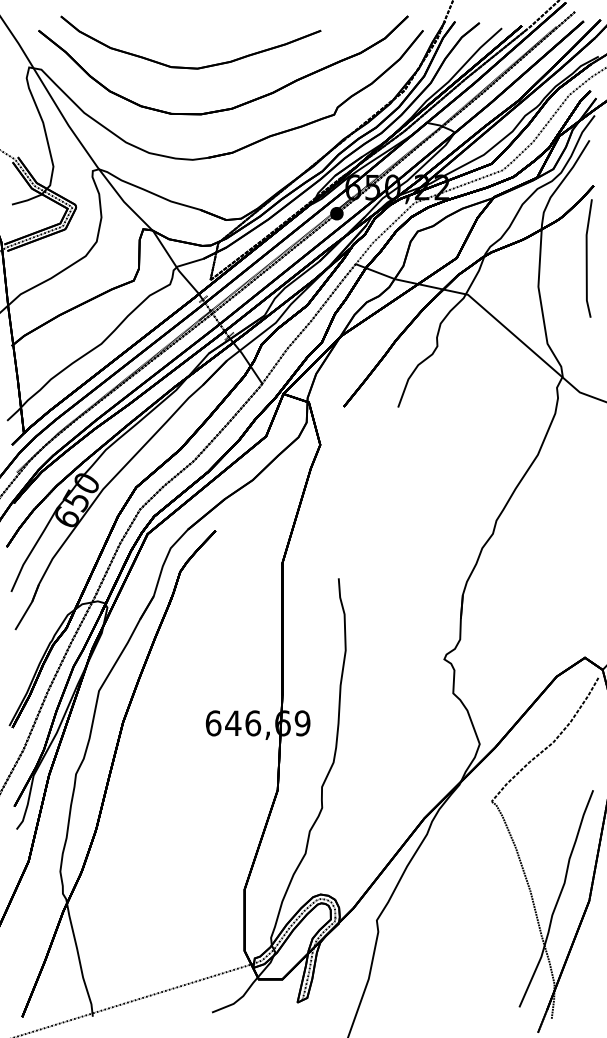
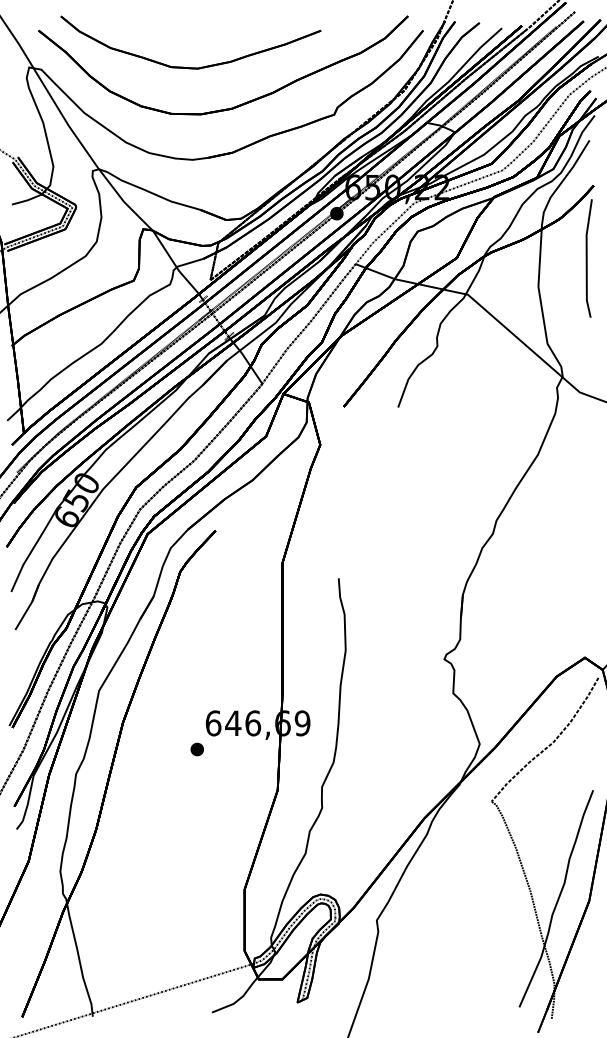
part: none -> present (196, 749)
